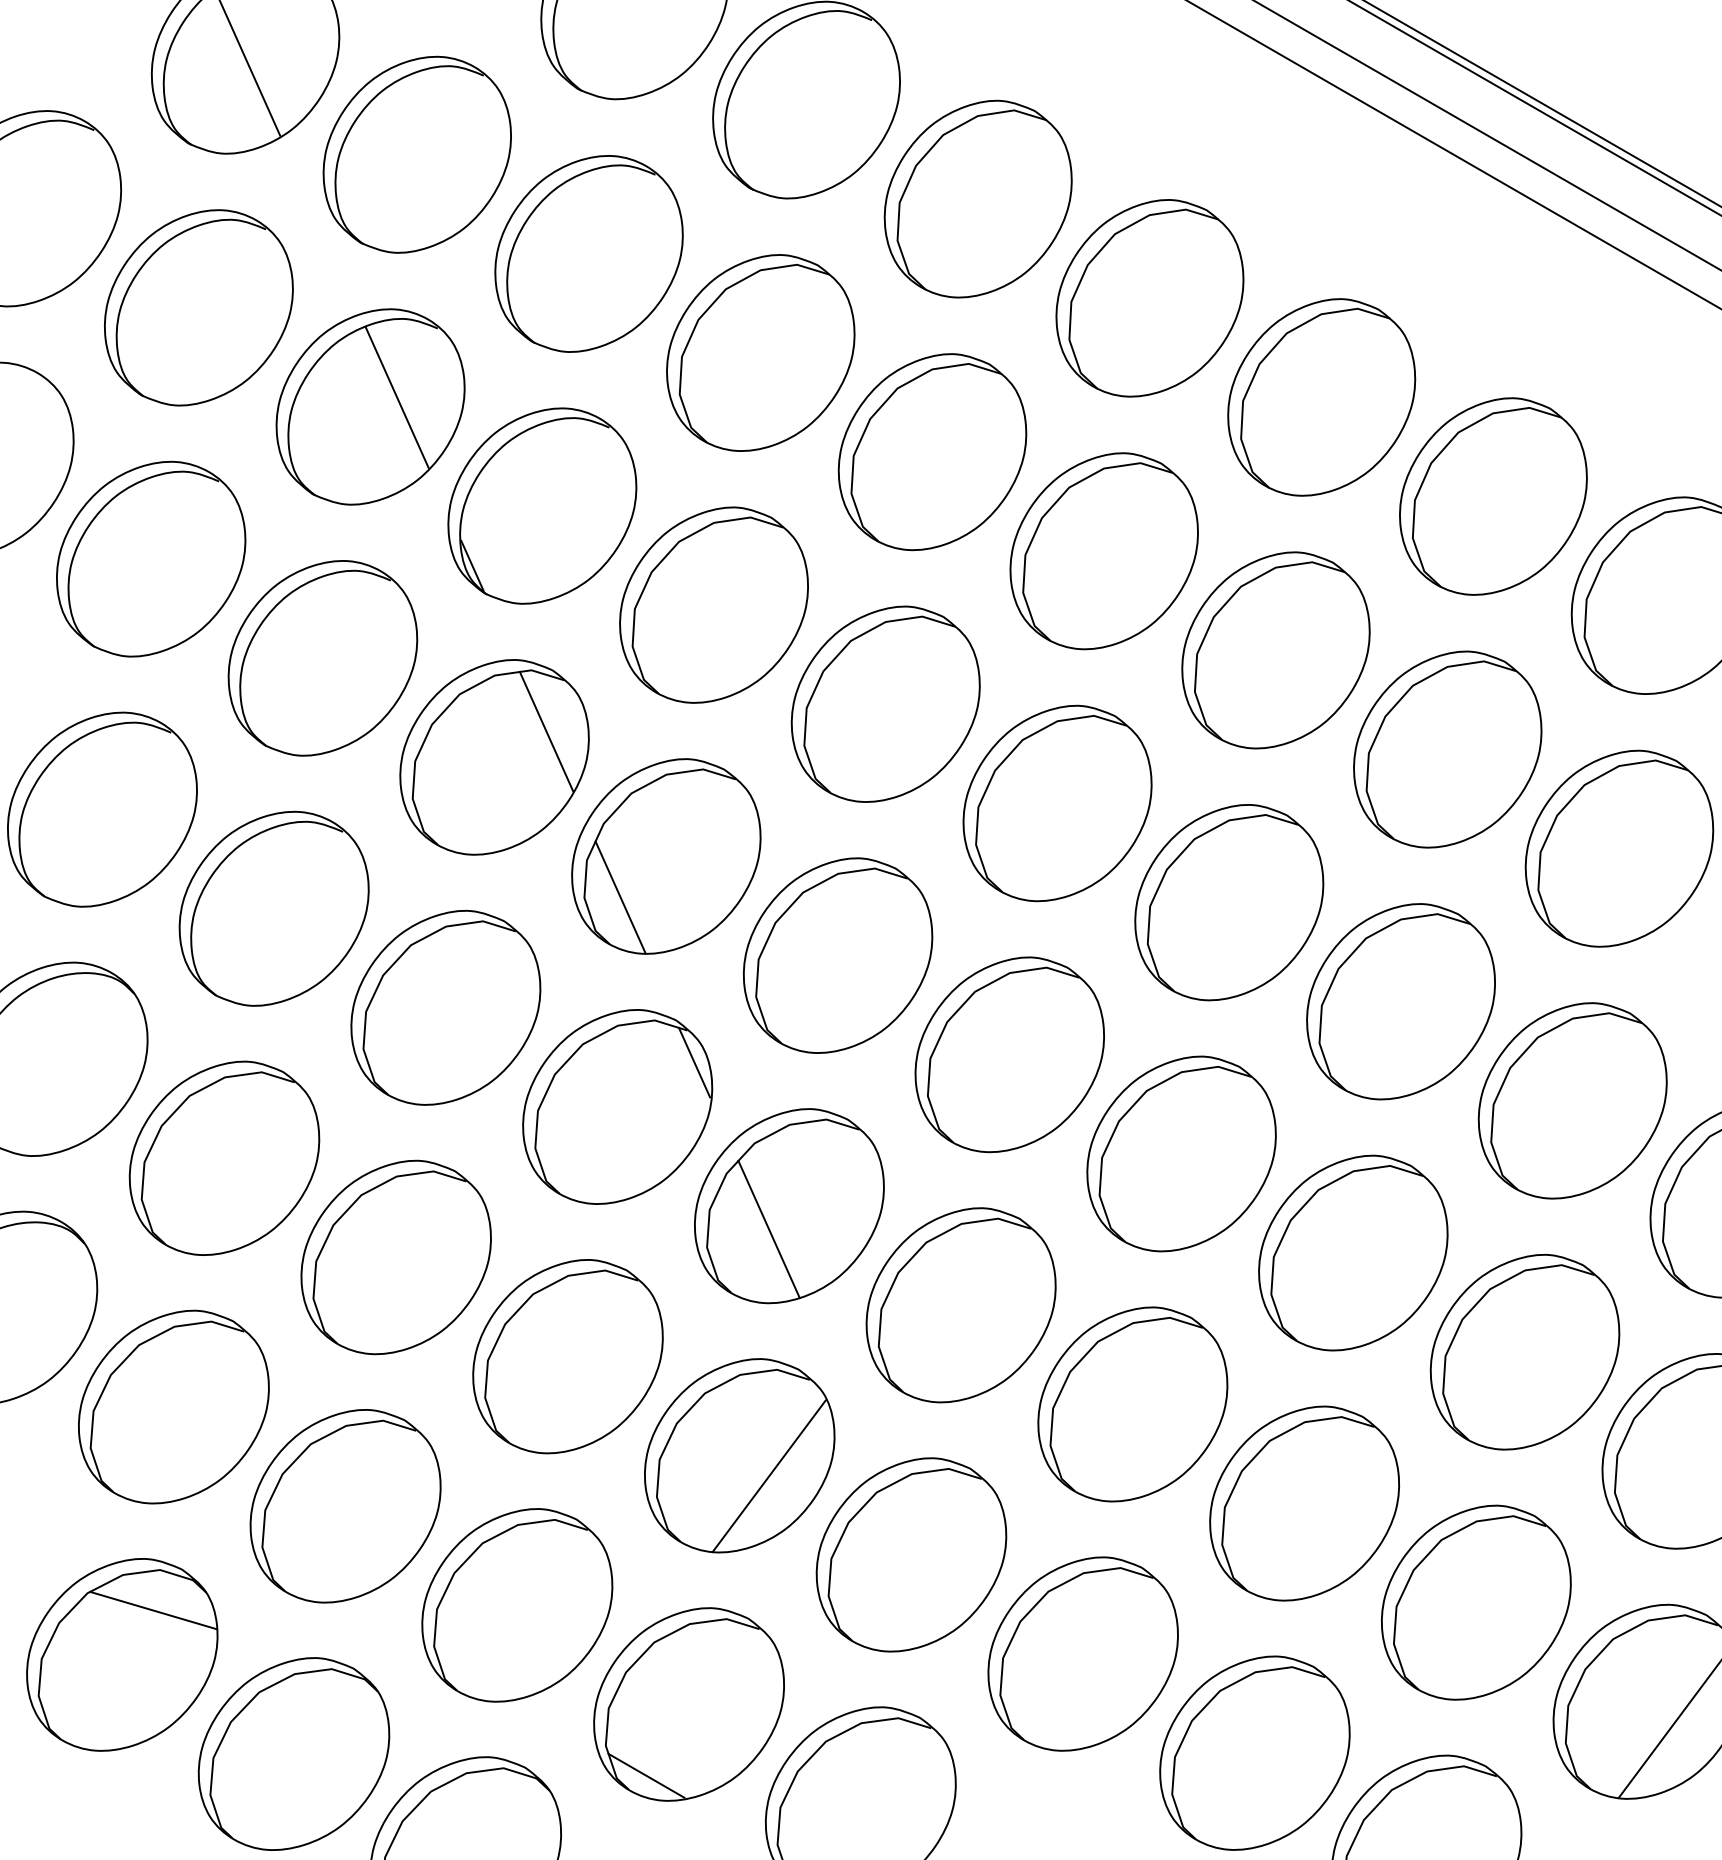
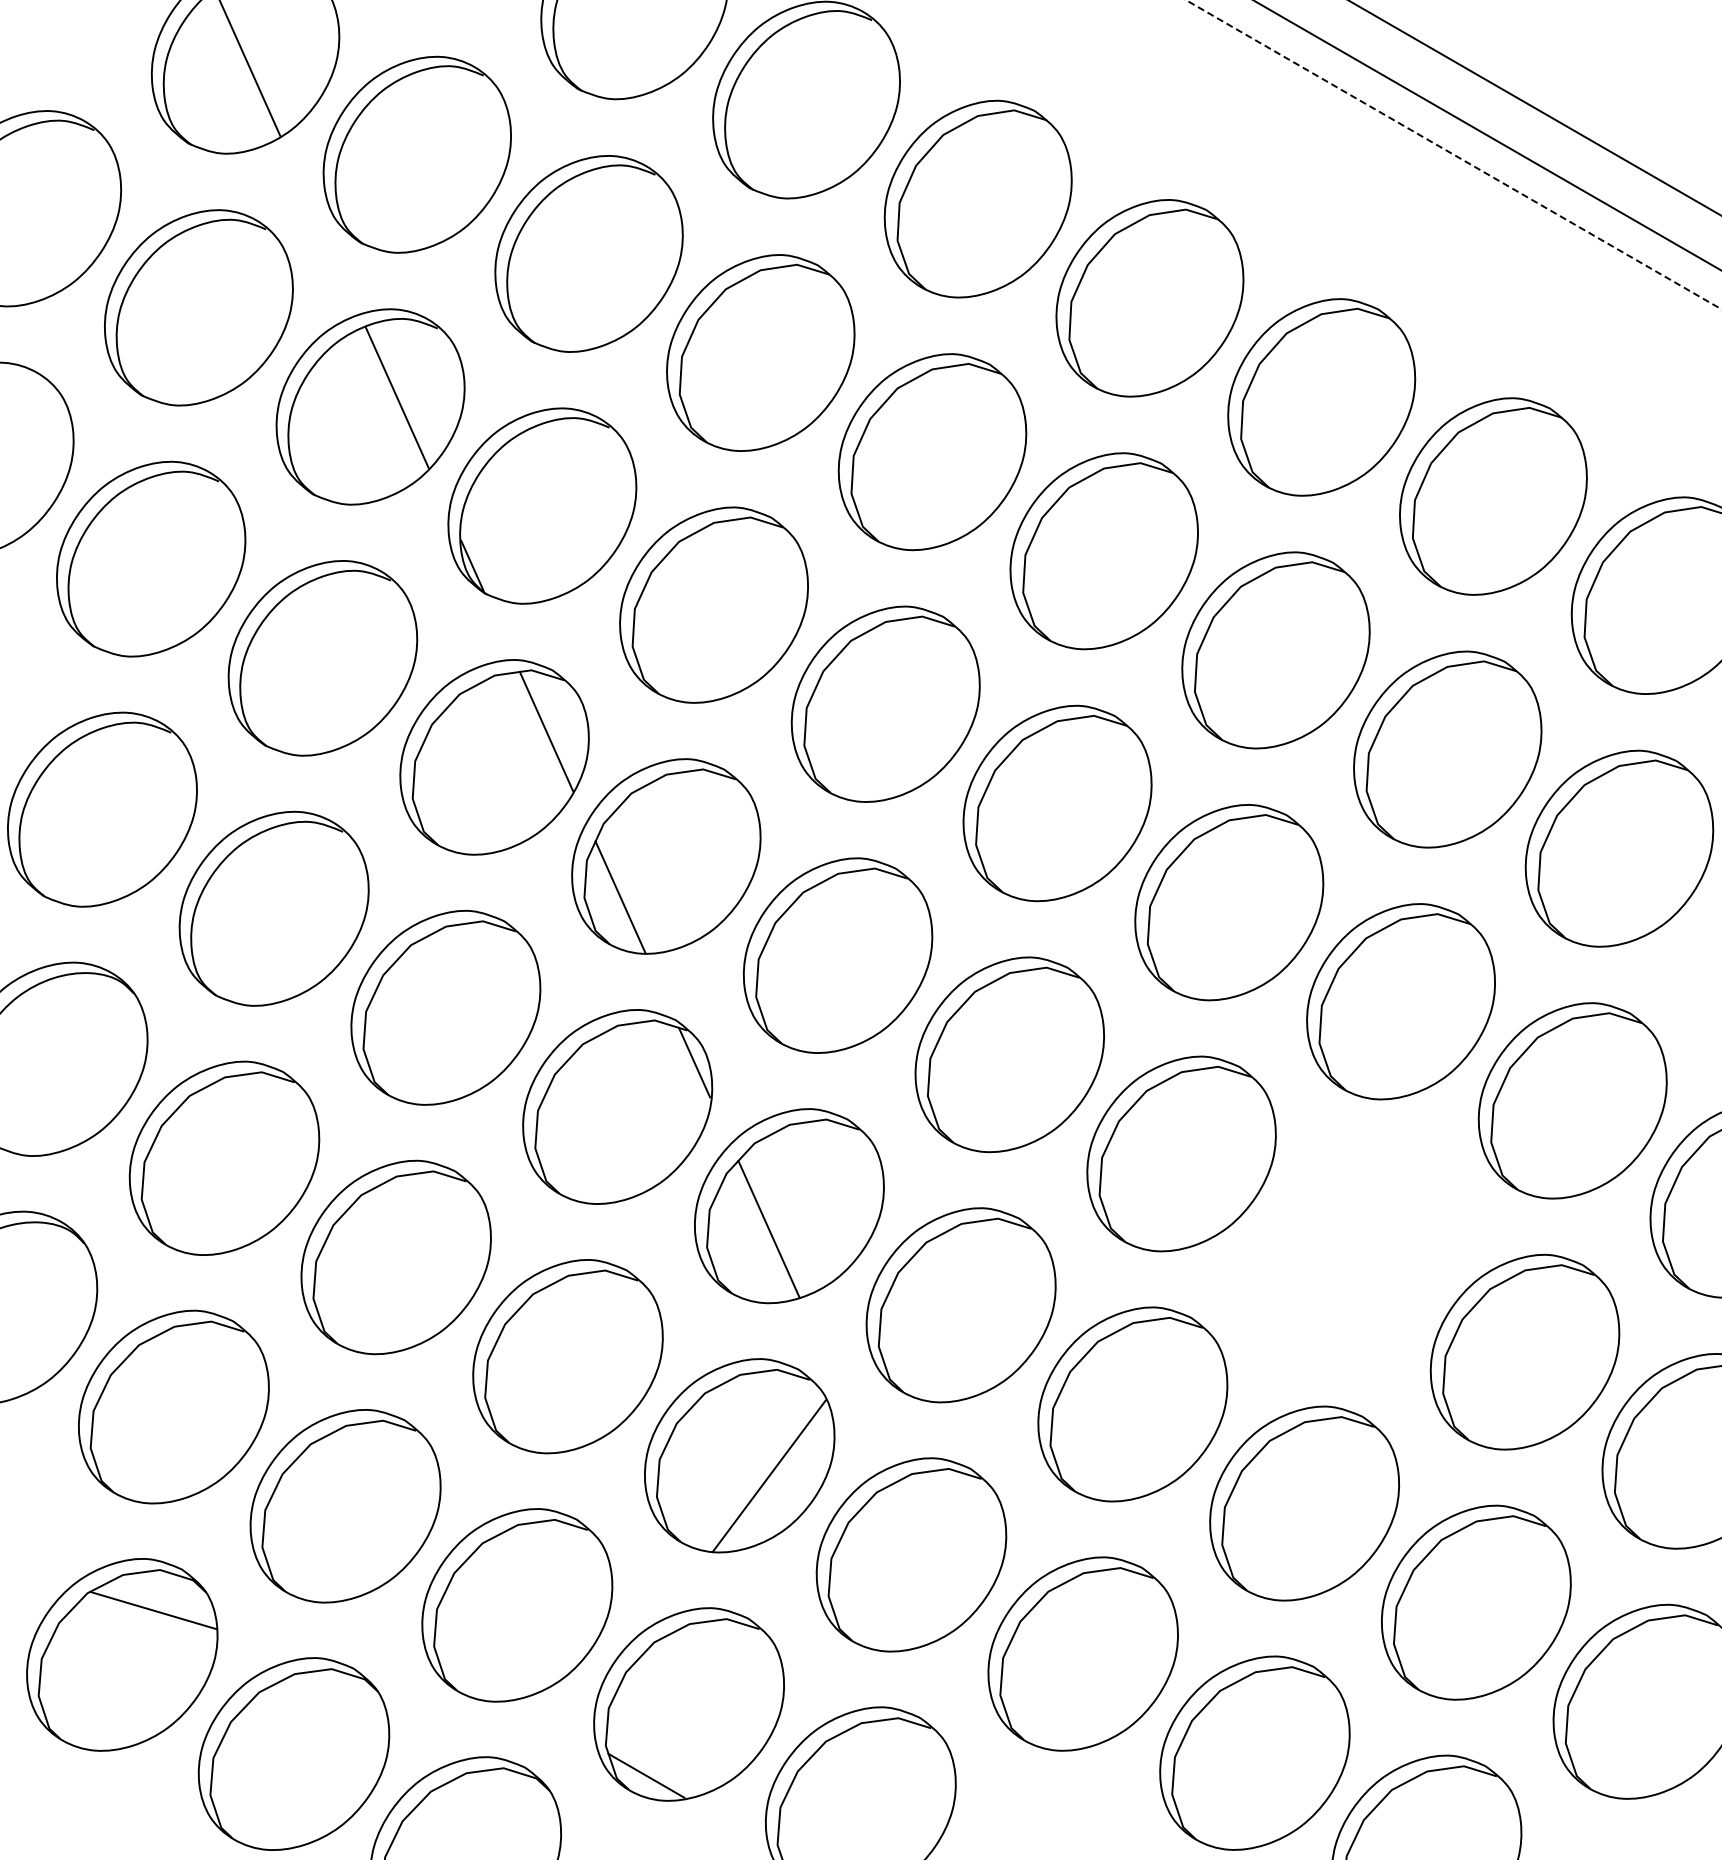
line: present -> none (1542, 103)
line: solid -> dashed (1453, 154)
part: present -> none (1353, 1252)
line: present -> none (1668, 1730)
